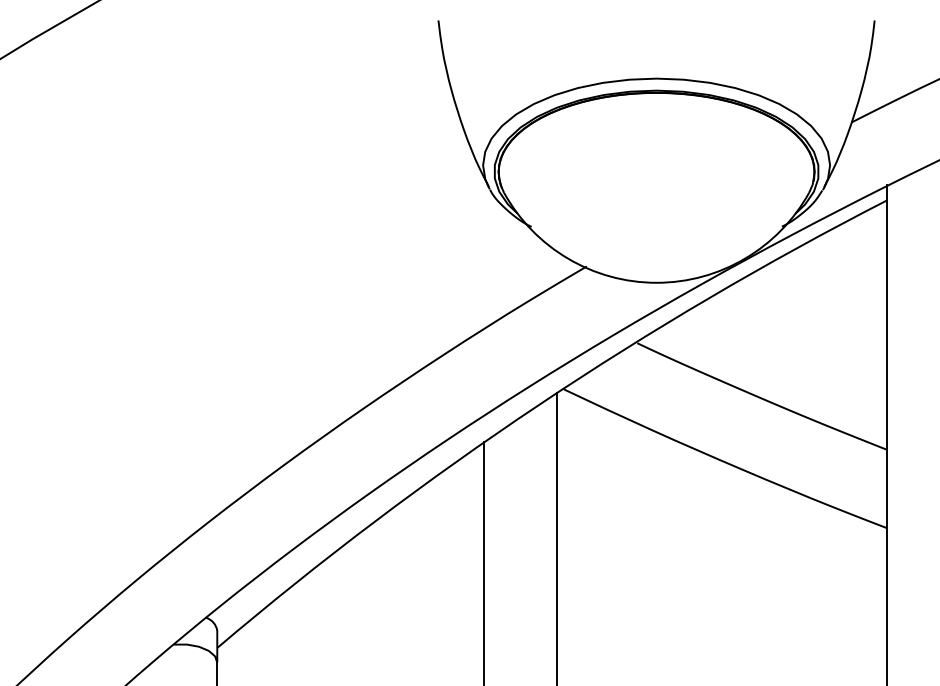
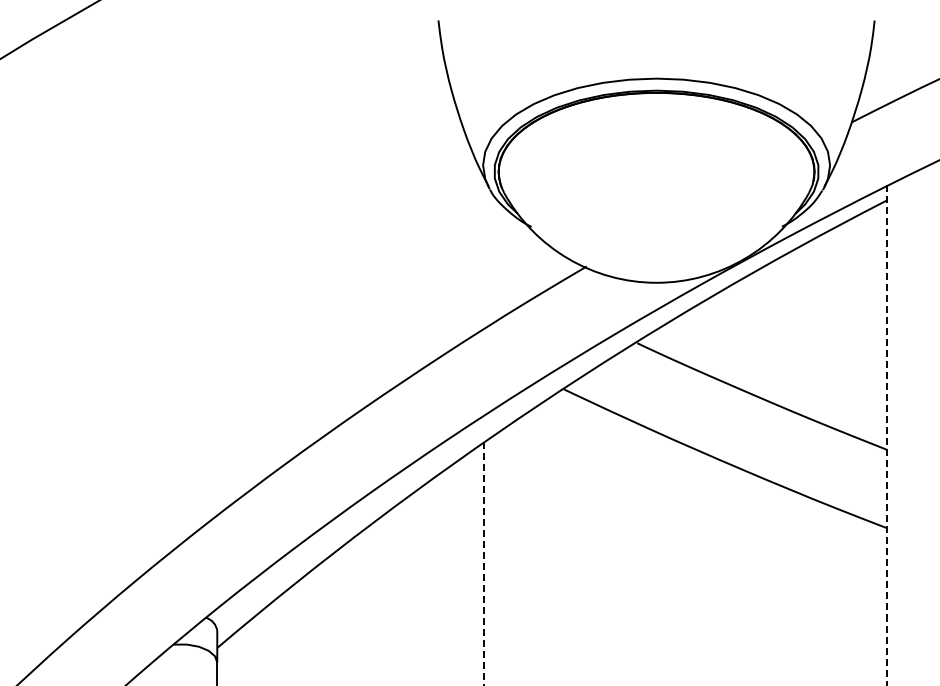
line: solid -> dashed (886, 435)
line: present -> none (556, 537)
line: solid -> dashed (483, 564)
